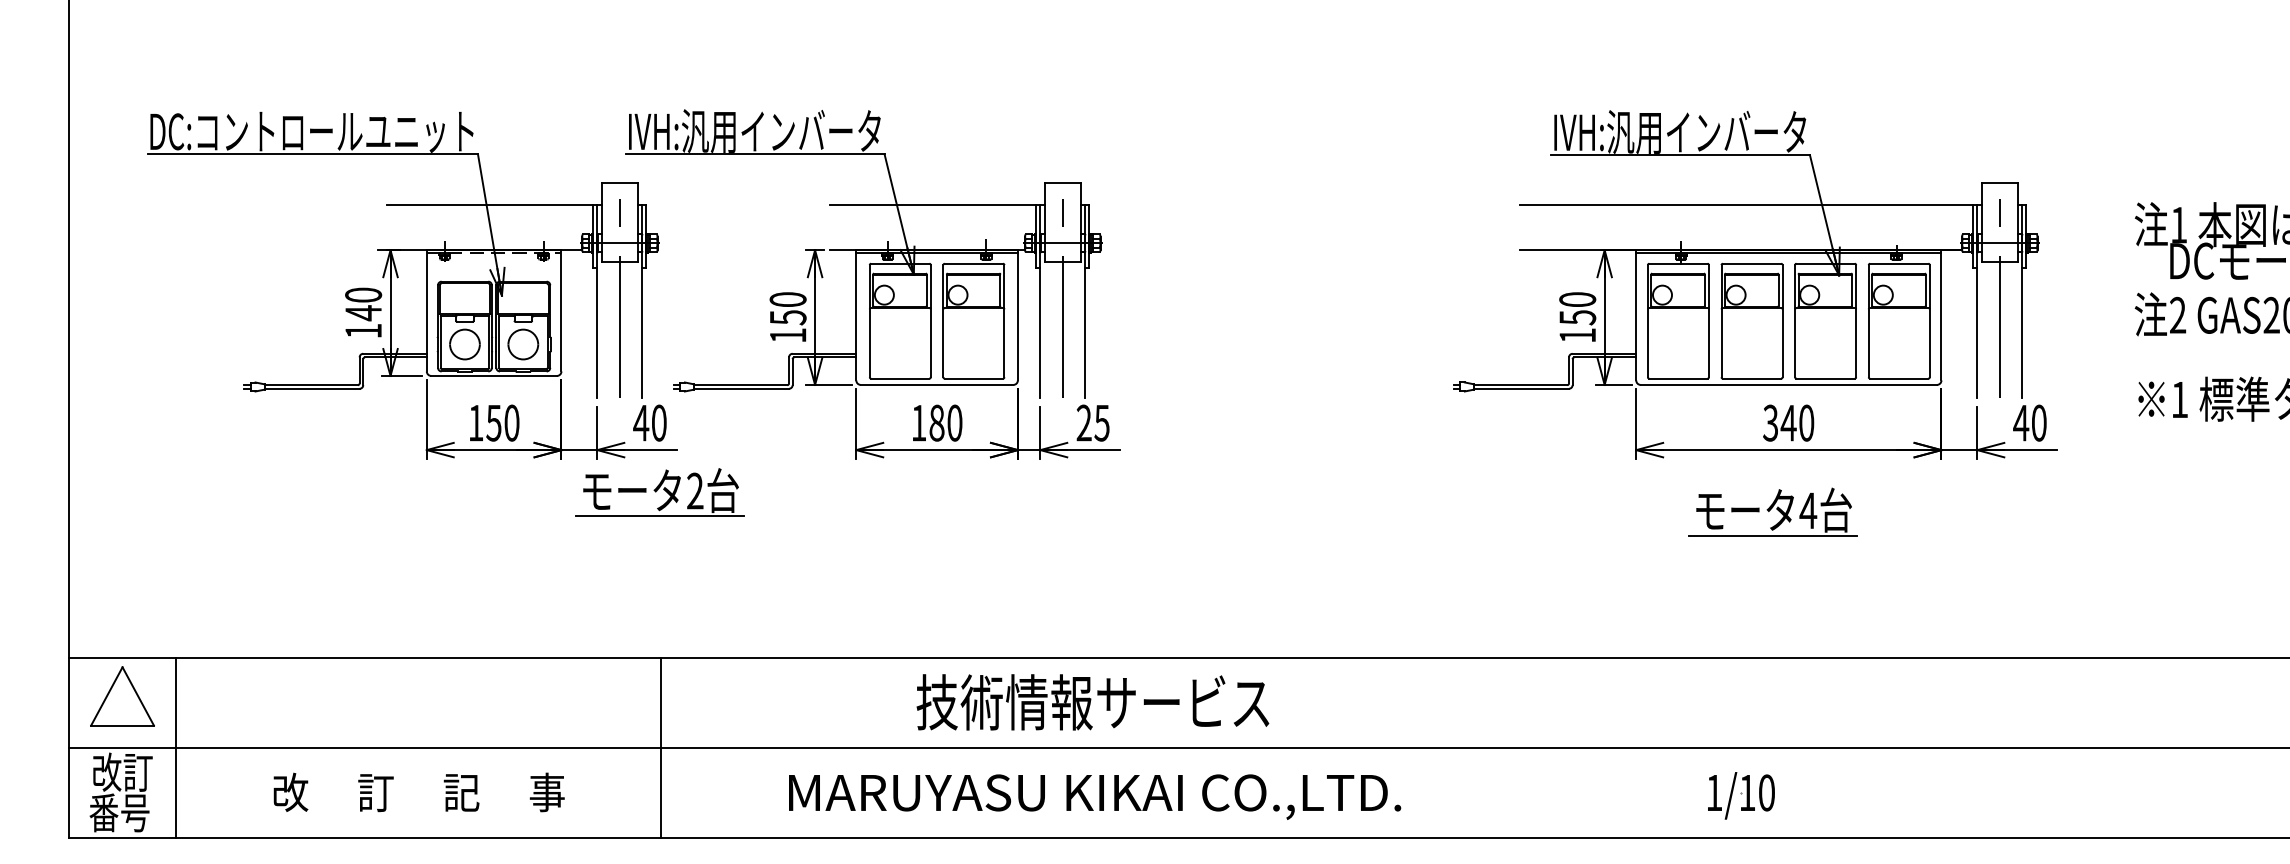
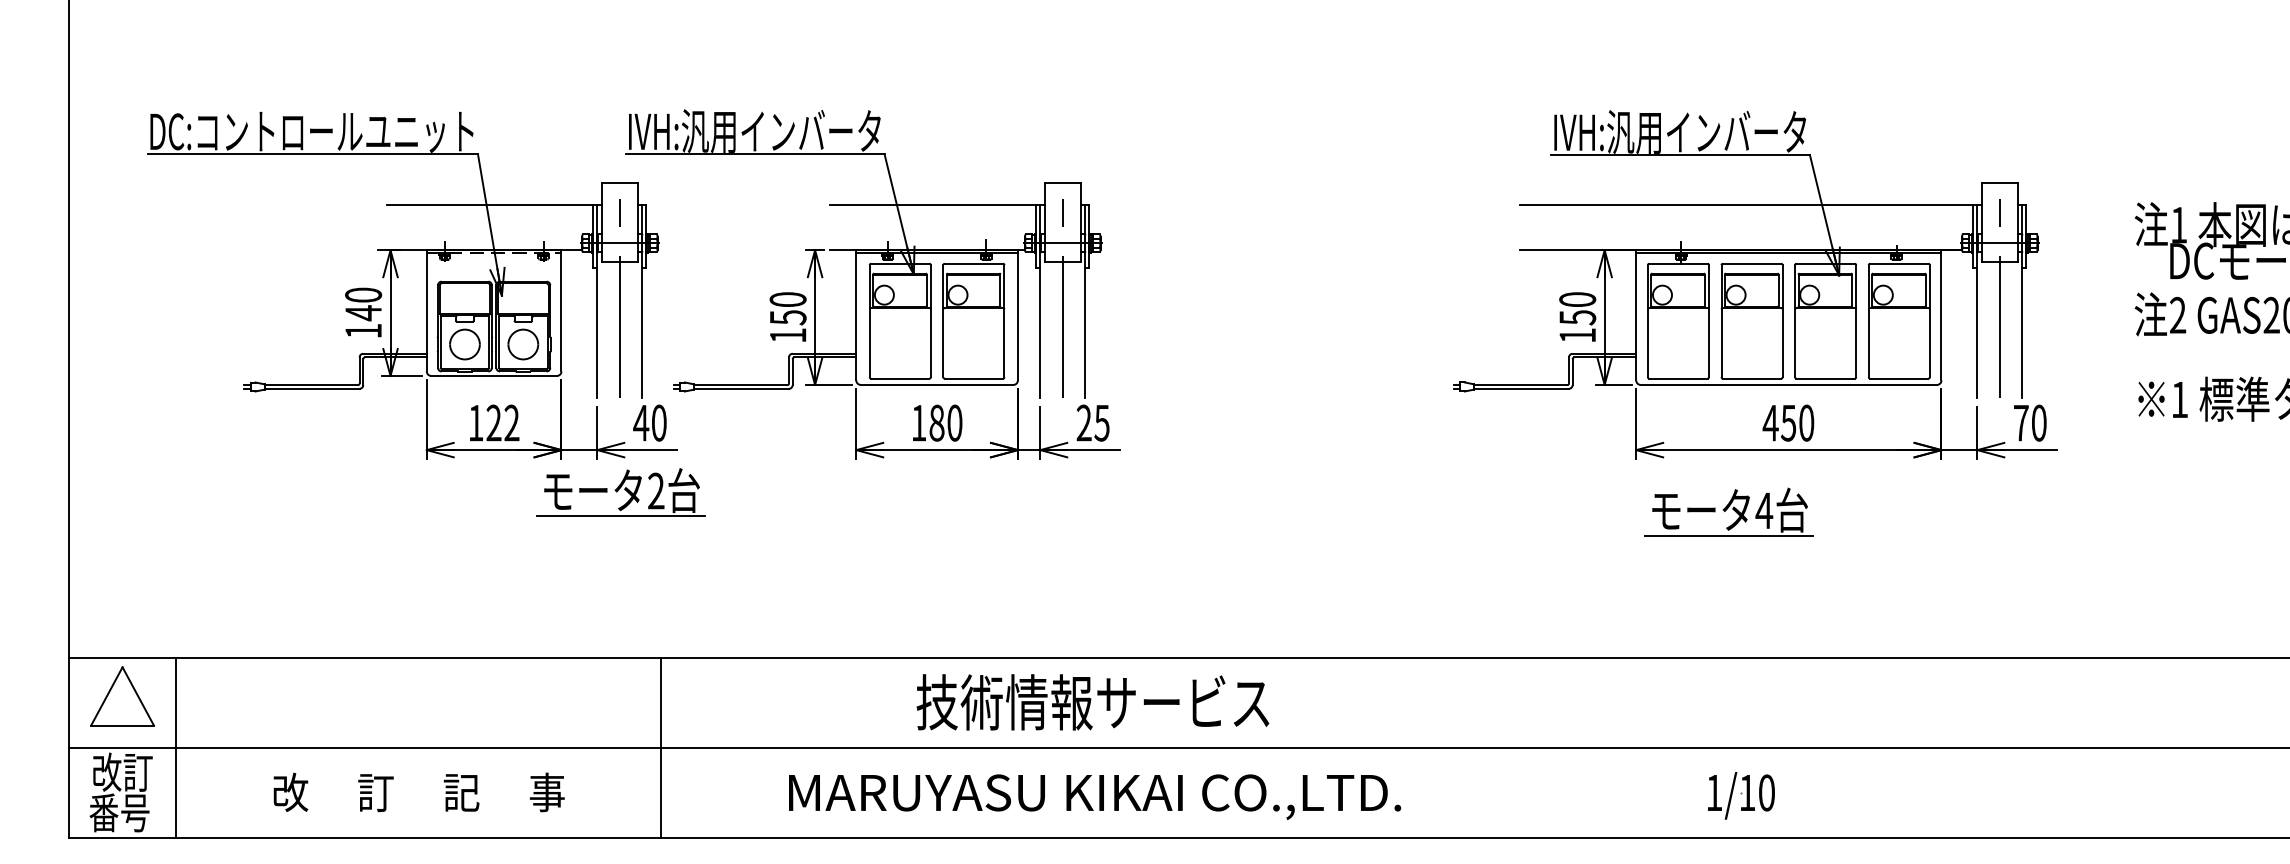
text: 150 -> 122 (502, 422)
text: 340 -> 450 (1779, 422)
text: 40 -> 70 (2021, 423)
part position: (659, 492) -> (620, 492) (620, 492)
part position: (1772, 511) -> (1728, 511) (1728, 511)
